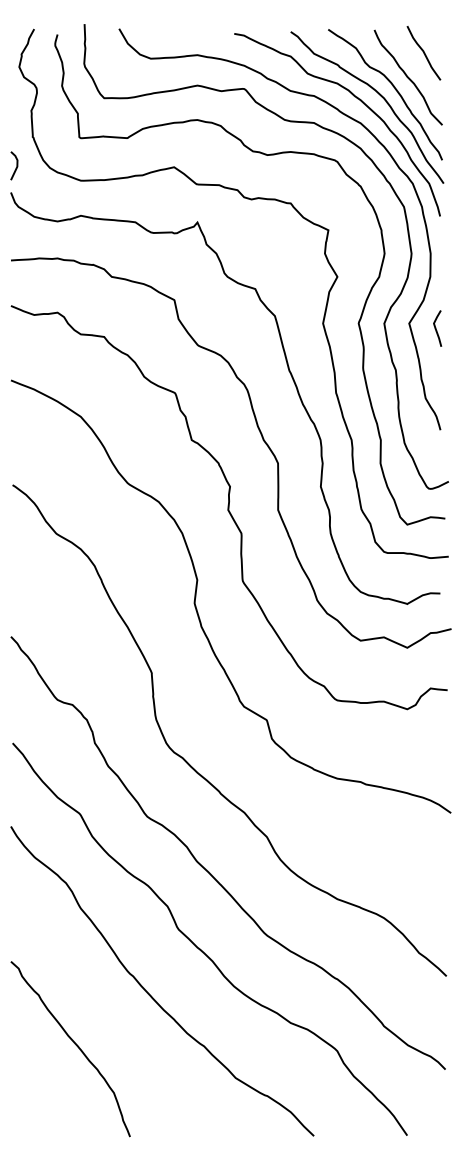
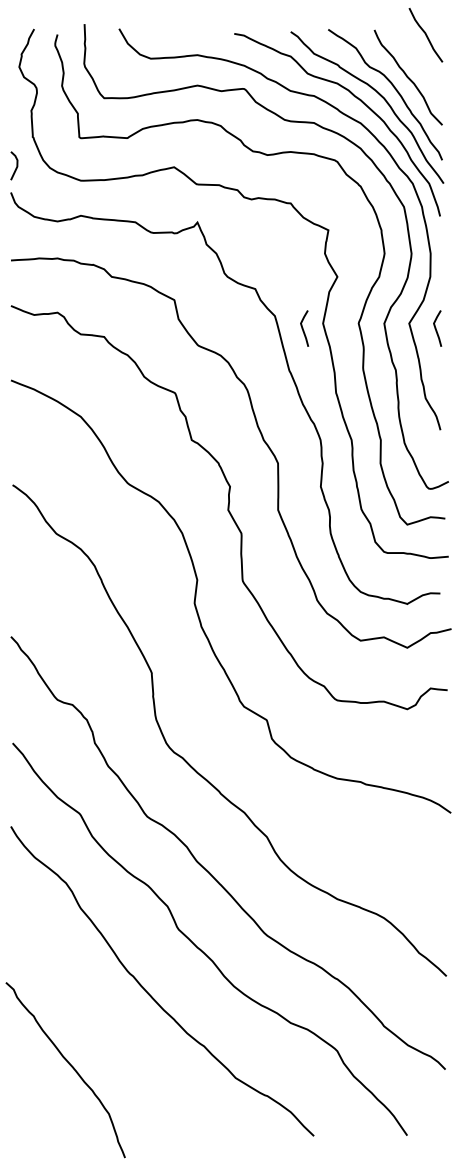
curve position: (423, 53) -> (425, 35) (425, 35)
curve: none -> present (303, 328)
curve position: (74, 1044) -> (69, 1065) (69, 1065)
